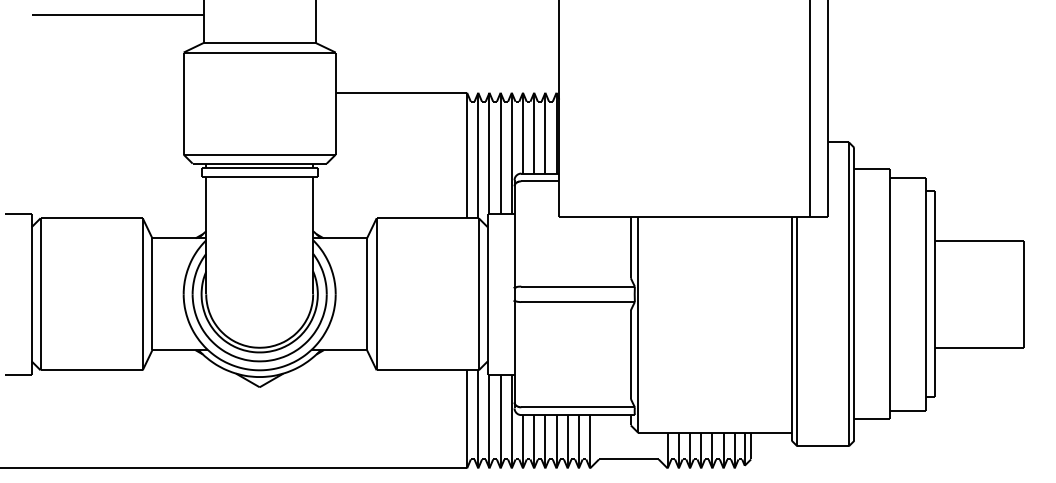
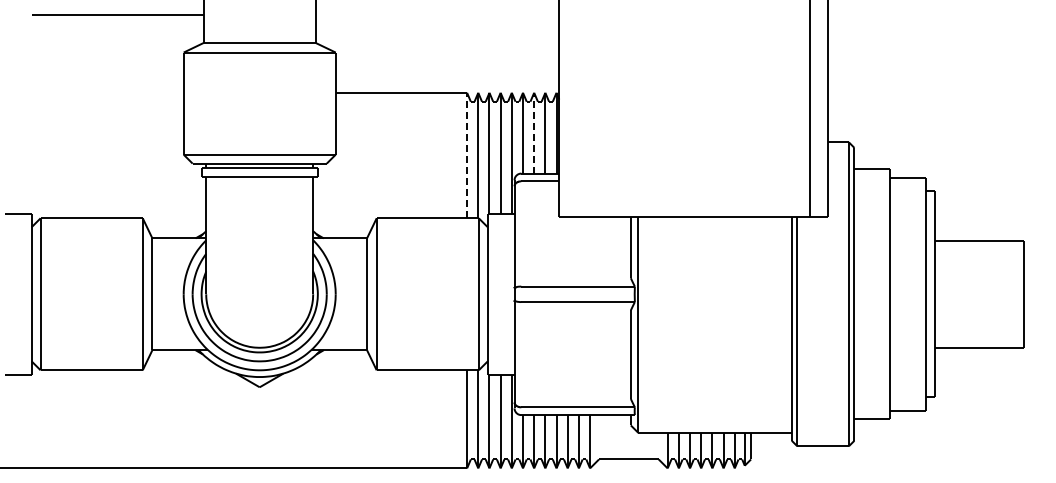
line: solid -> dashed (534, 132)
line: solid -> dashed (467, 155)
